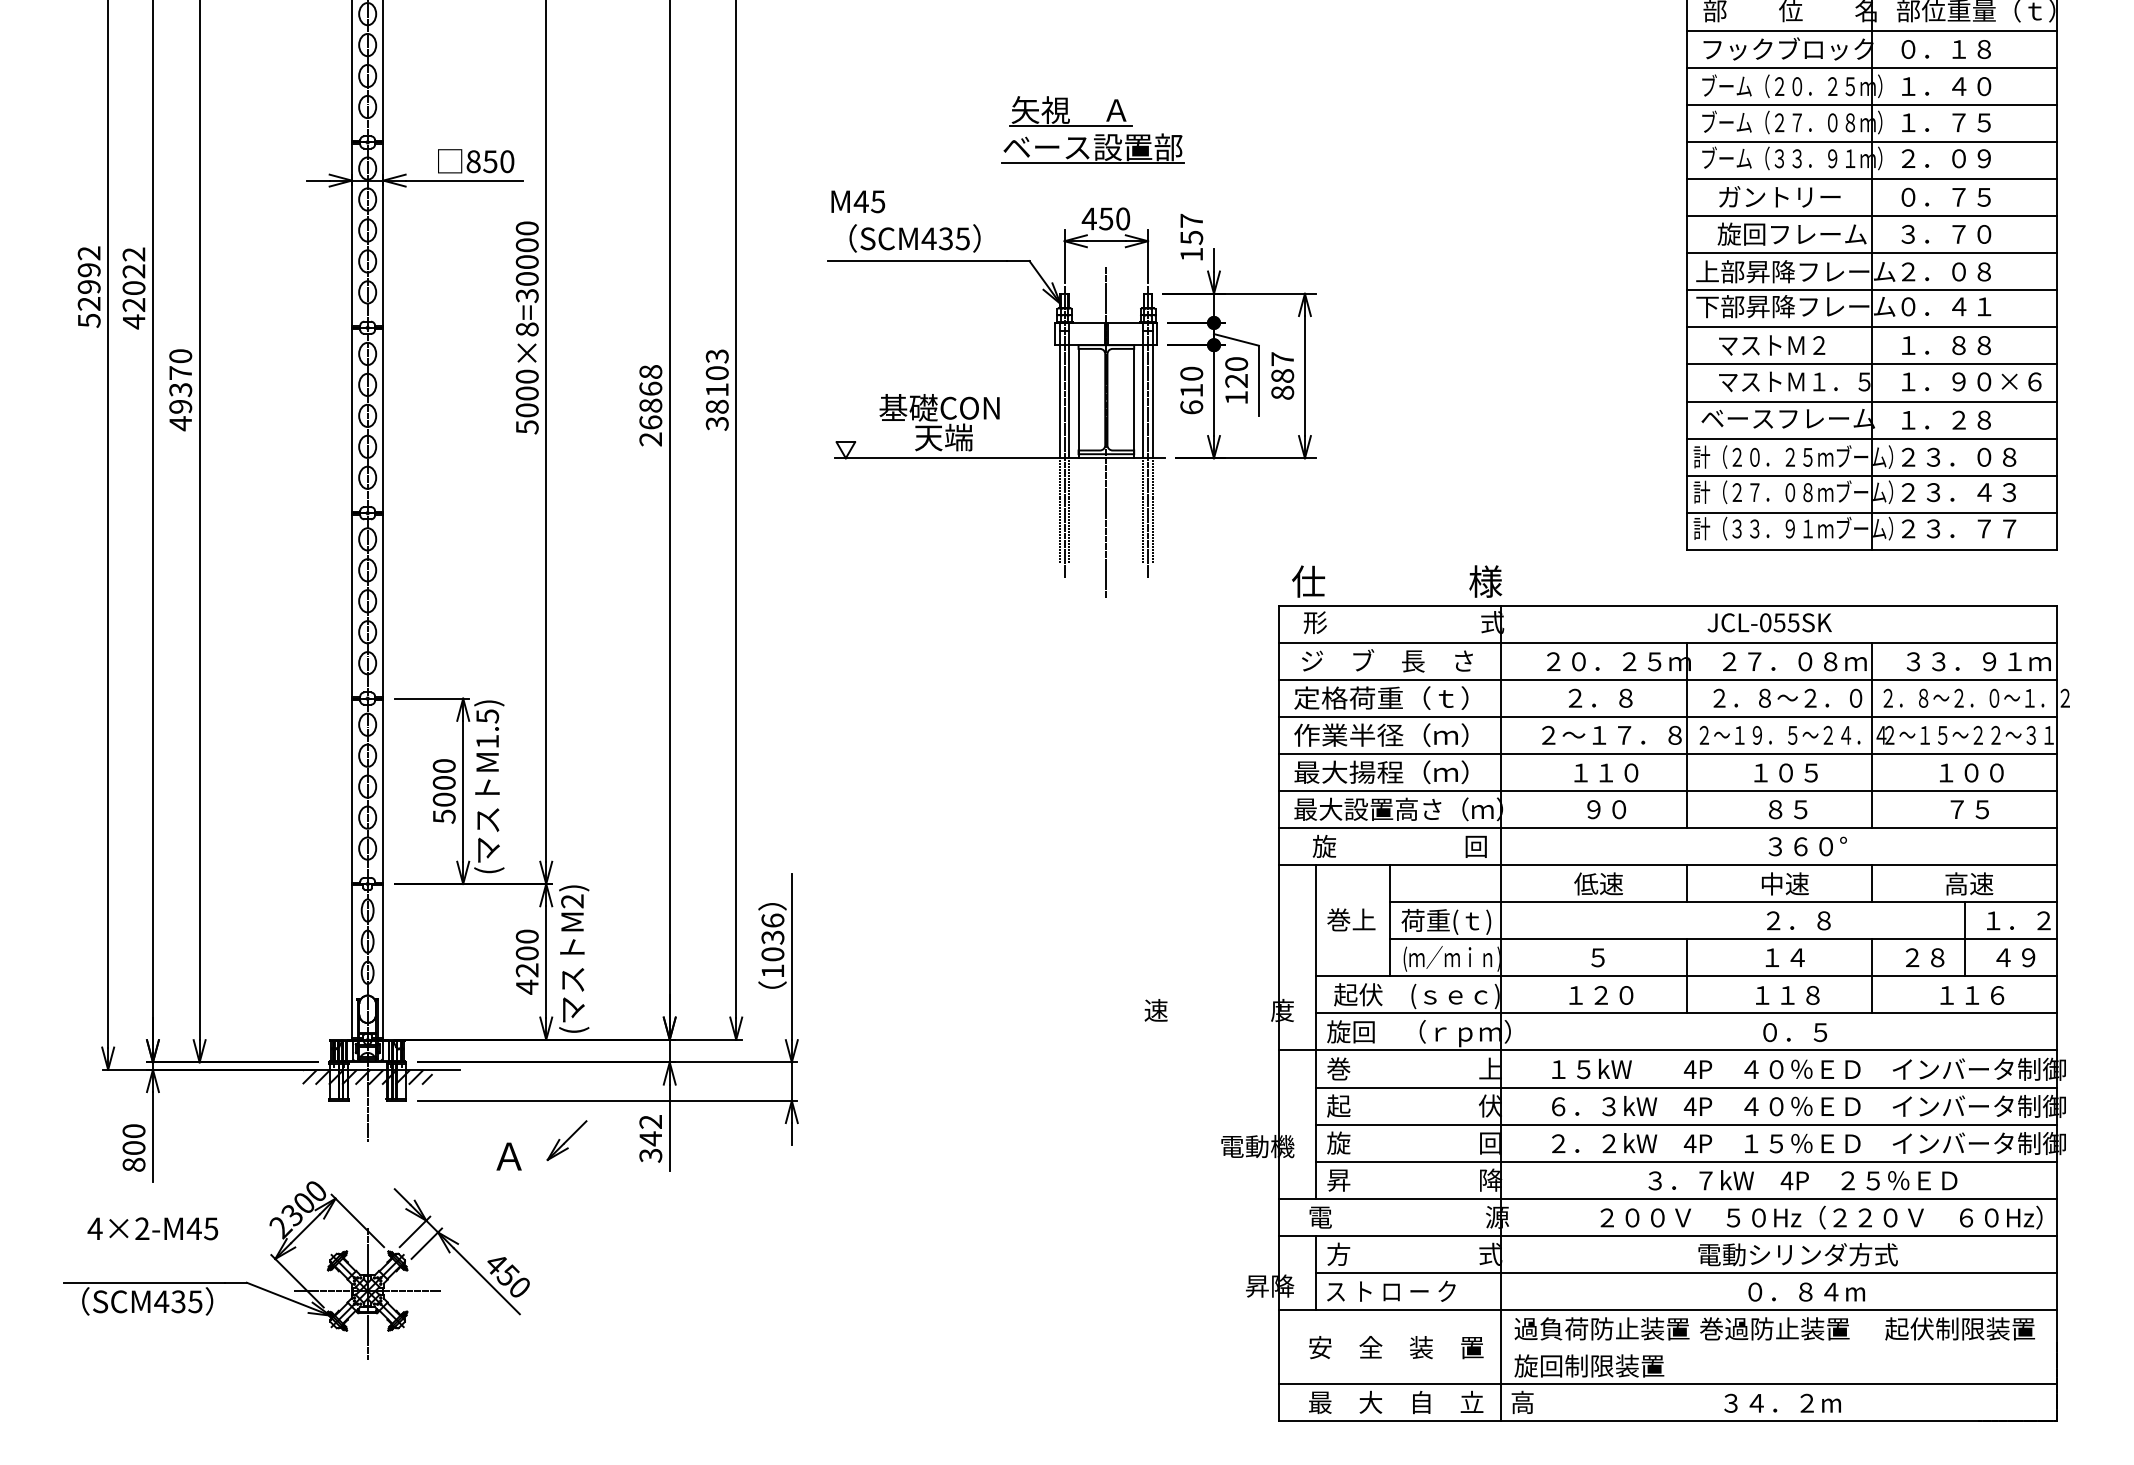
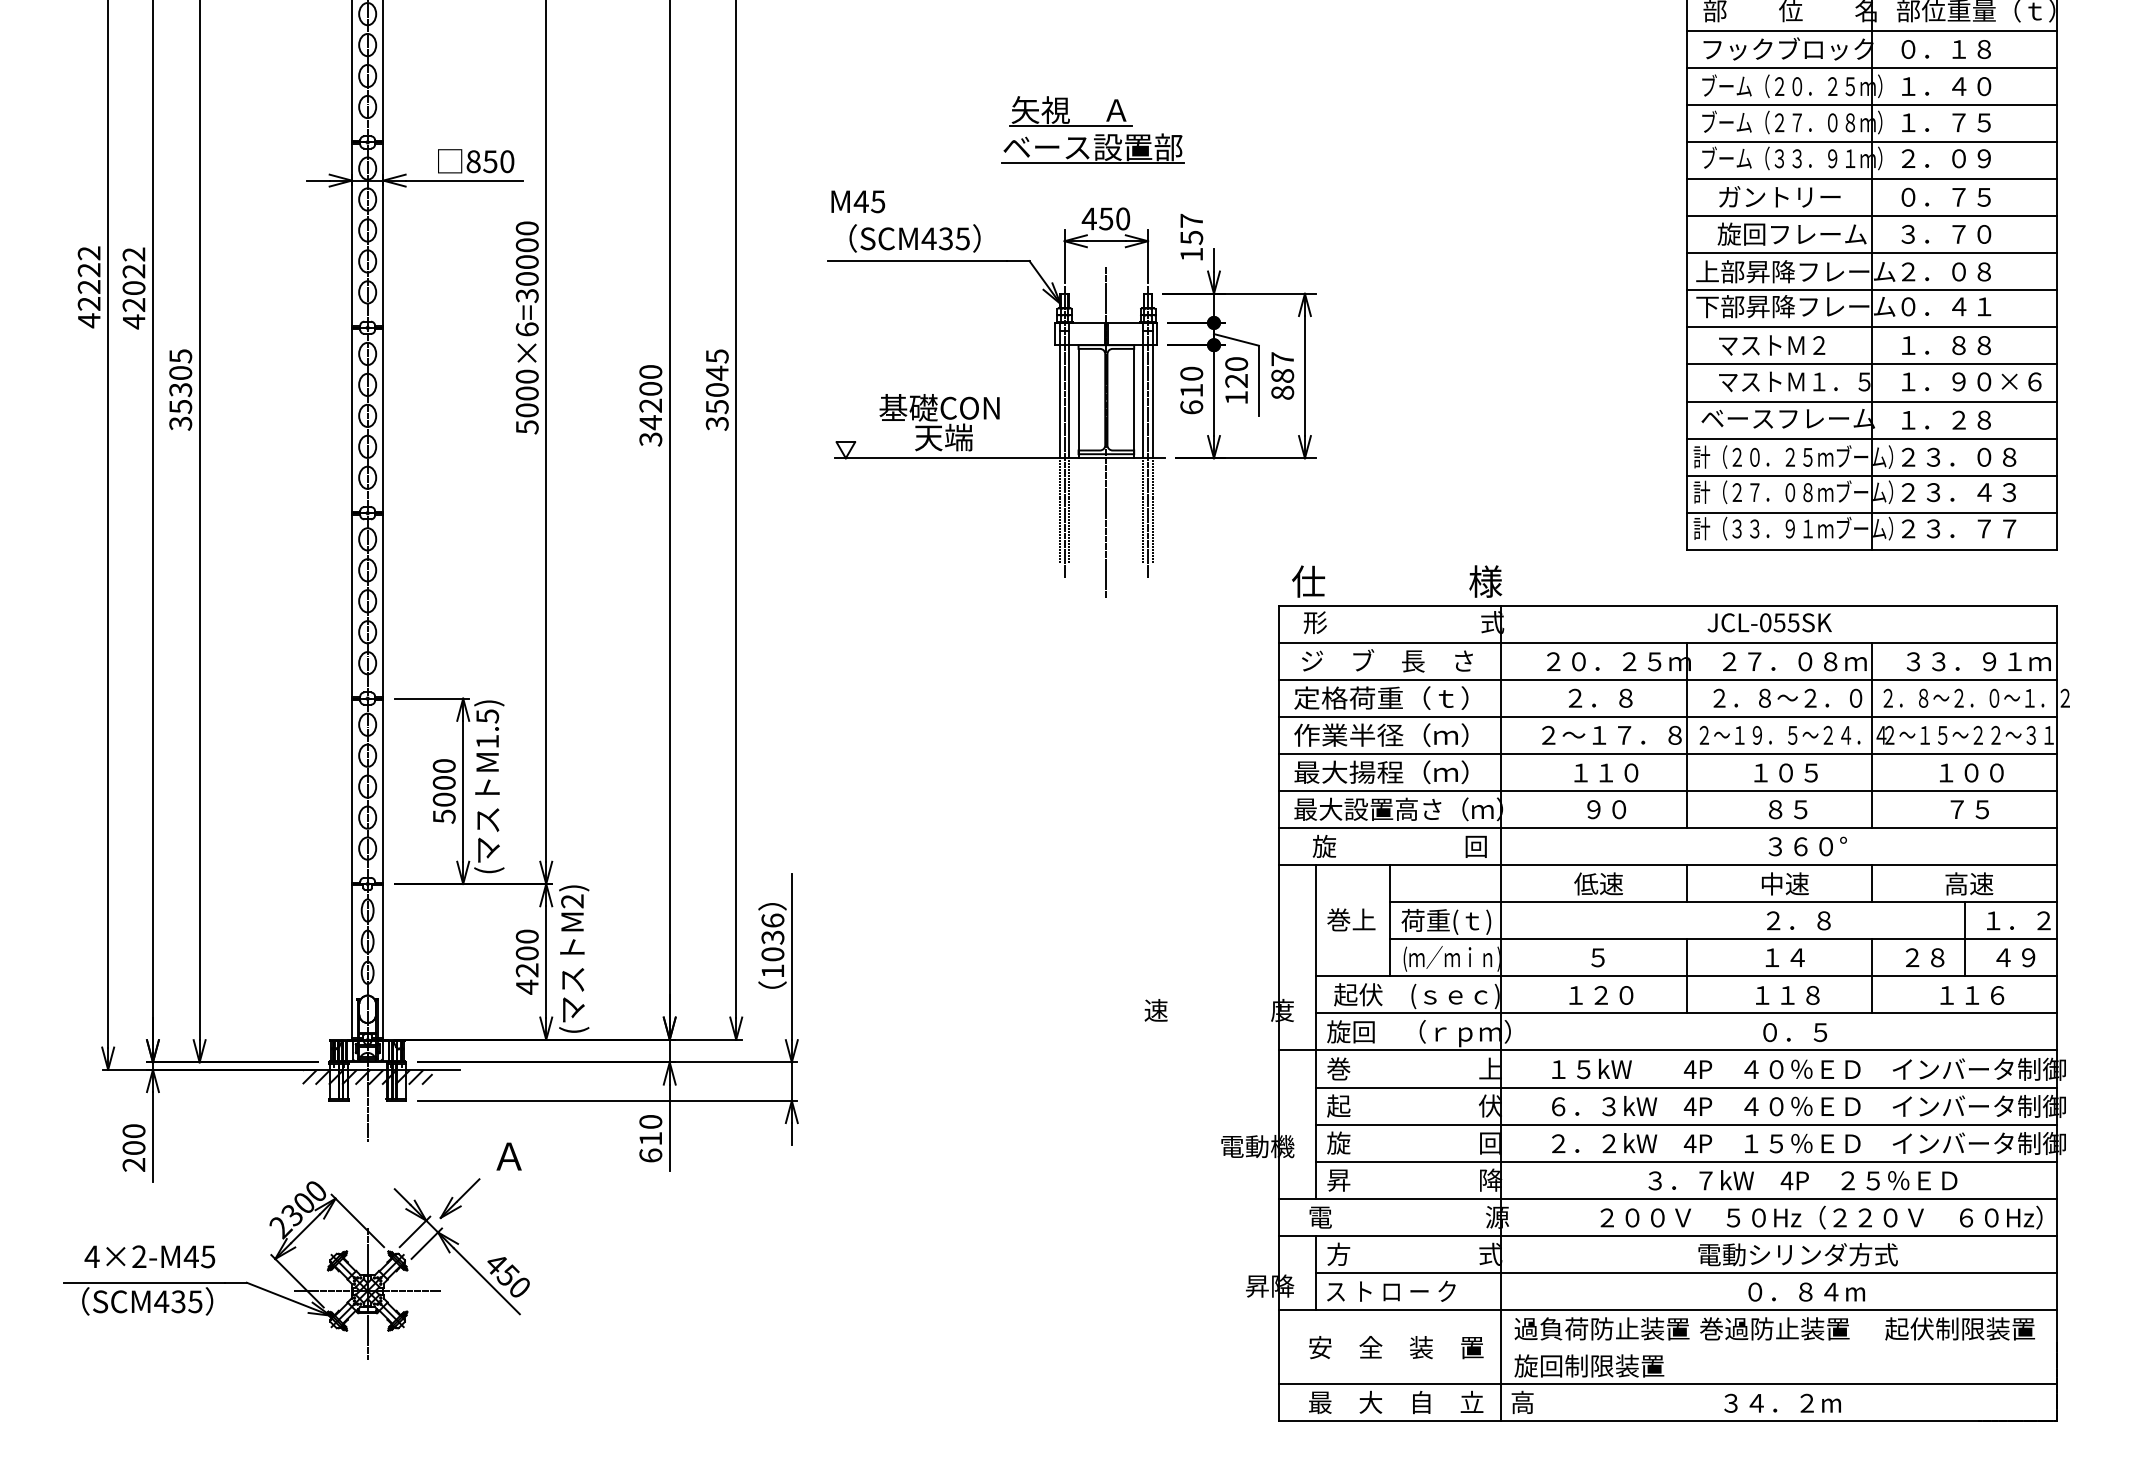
text: 52992 -> 42222 (89, 295)
text: 5000×8=30000 -> 5000×6=30000 (526, 329)
text: 38103 -> 35045 (716, 381)
text: 49370 -> 35305 (180, 390)
text: 26868 -> 34200 (650, 405)
text: 342 -> 610 (650, 1138)
part position: (566, 1140) -> (459, 1198) (459, 1198)
text: 800 -> 200 (133, 1164)
text position: (152, 1228) -> (149, 1256) (149, 1256)
